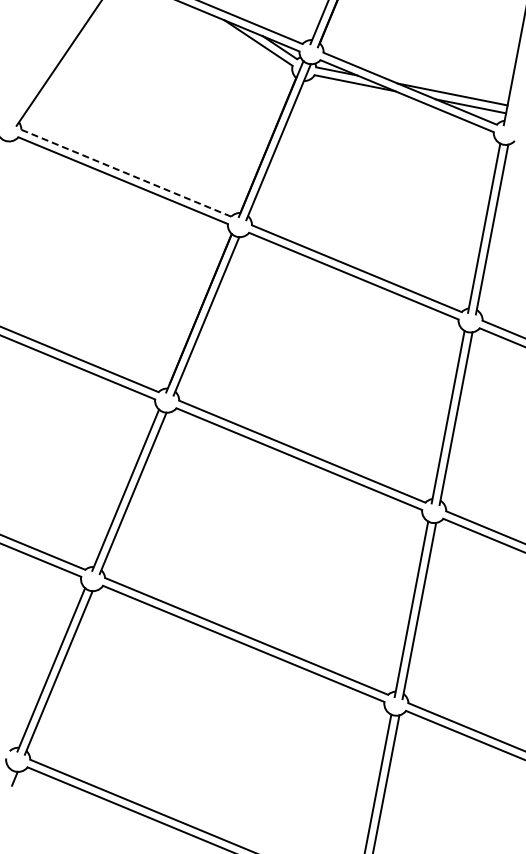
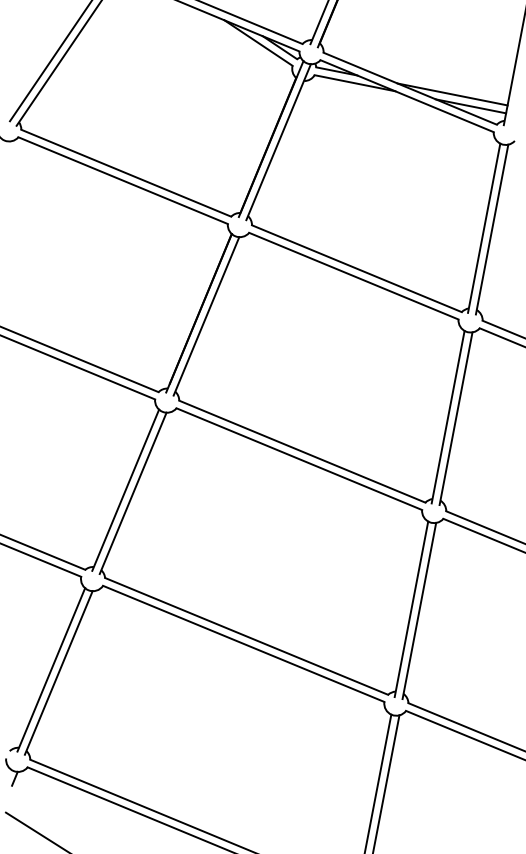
line: none -> present (49, 61)
line: dashed -> solid (126, 173)
line: none -> present (35, 831)
